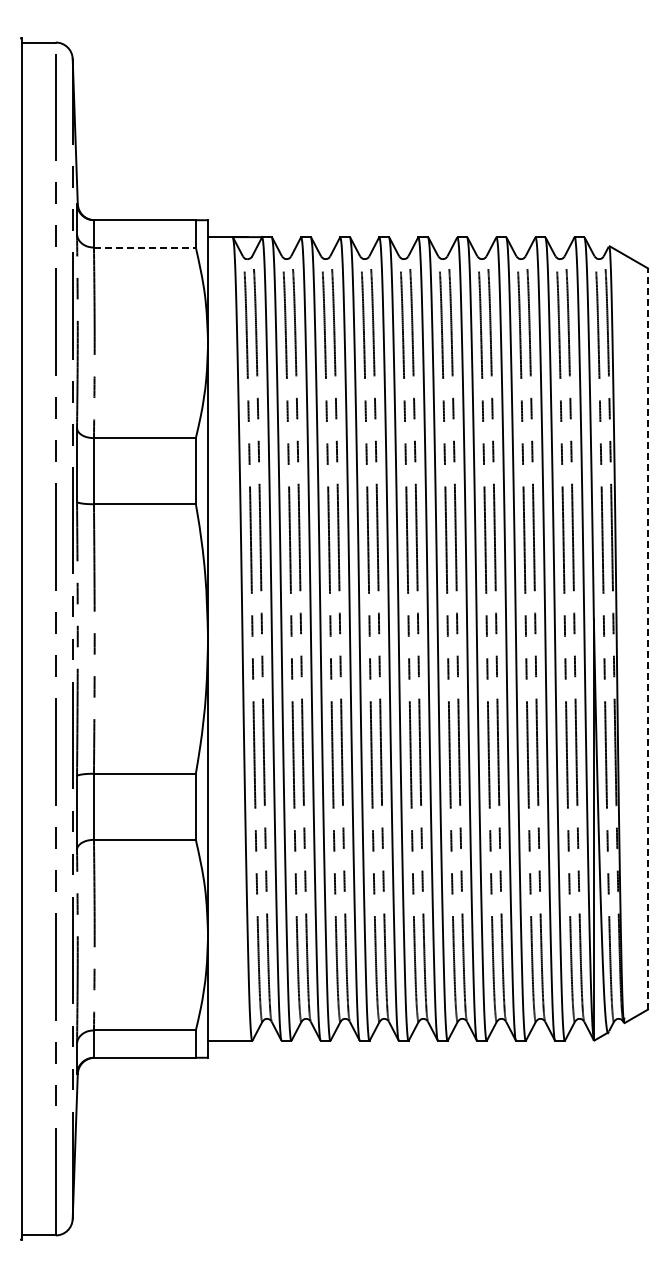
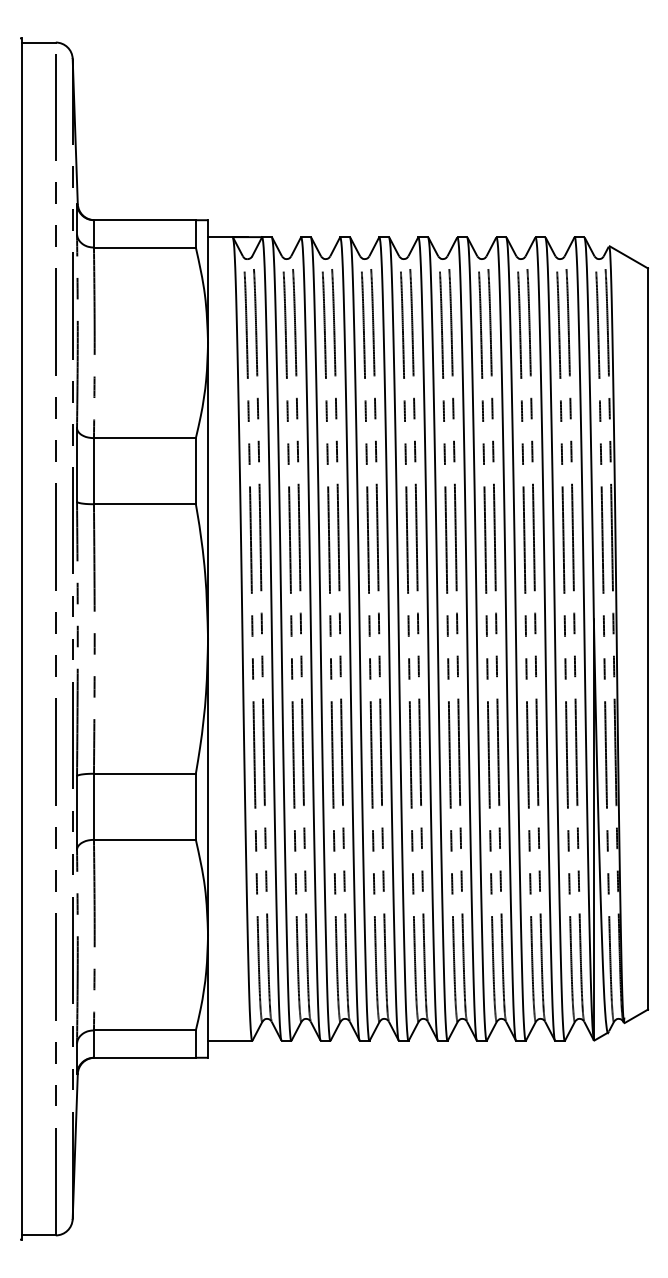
line: dashed -> solid (144, 247)
line: dashed -> solid (648, 639)
